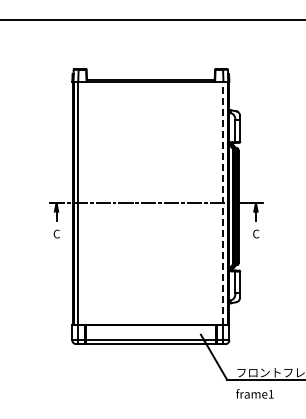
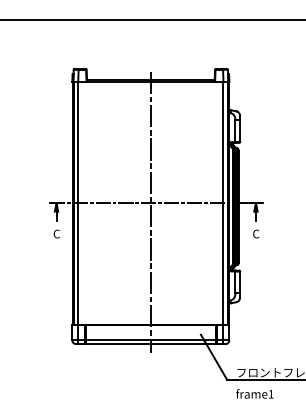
line: dashed -> solid (223, 202)
line: none -> present (150, 211)
